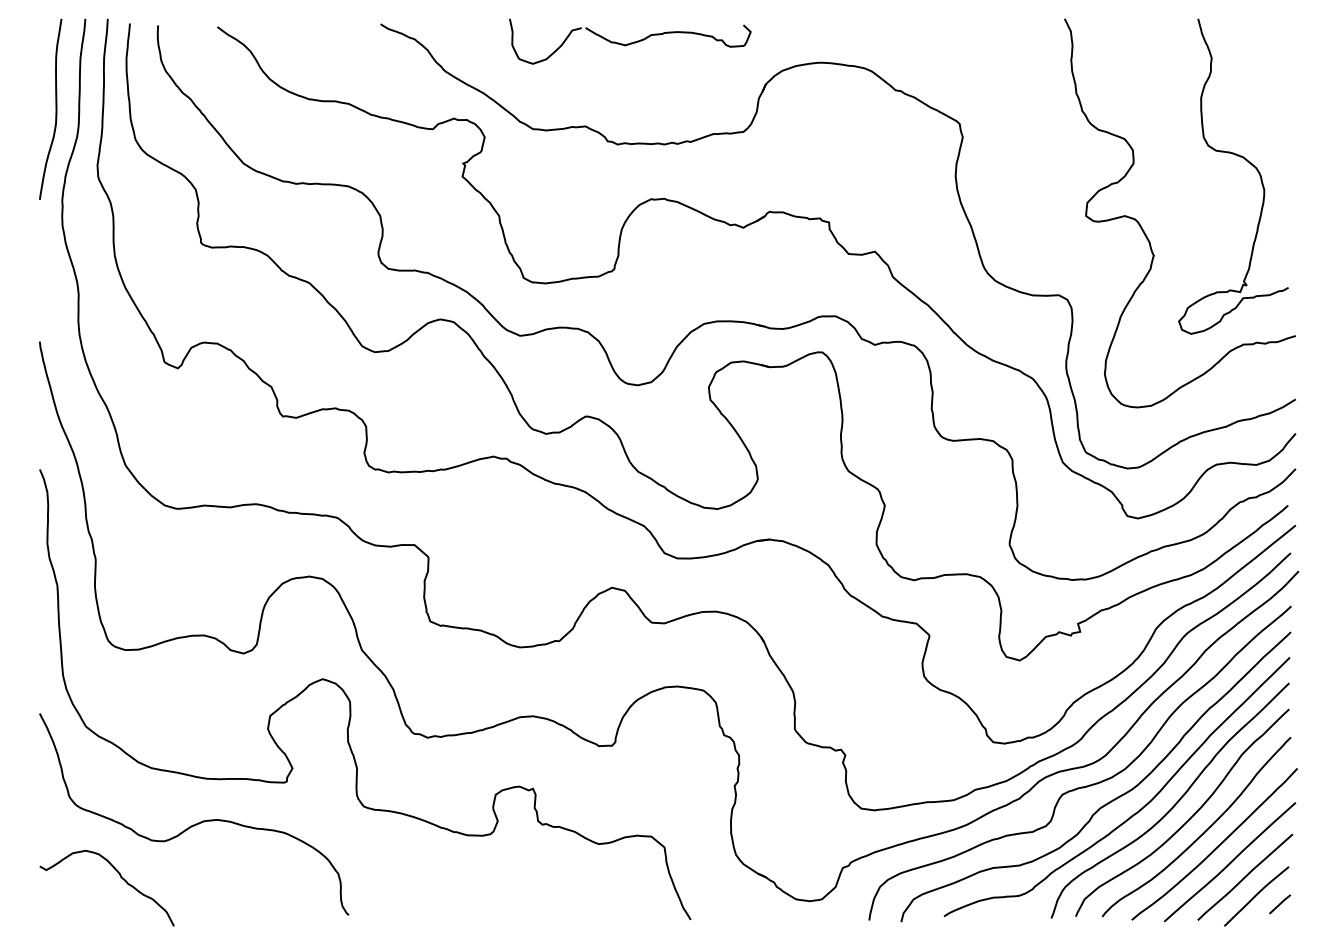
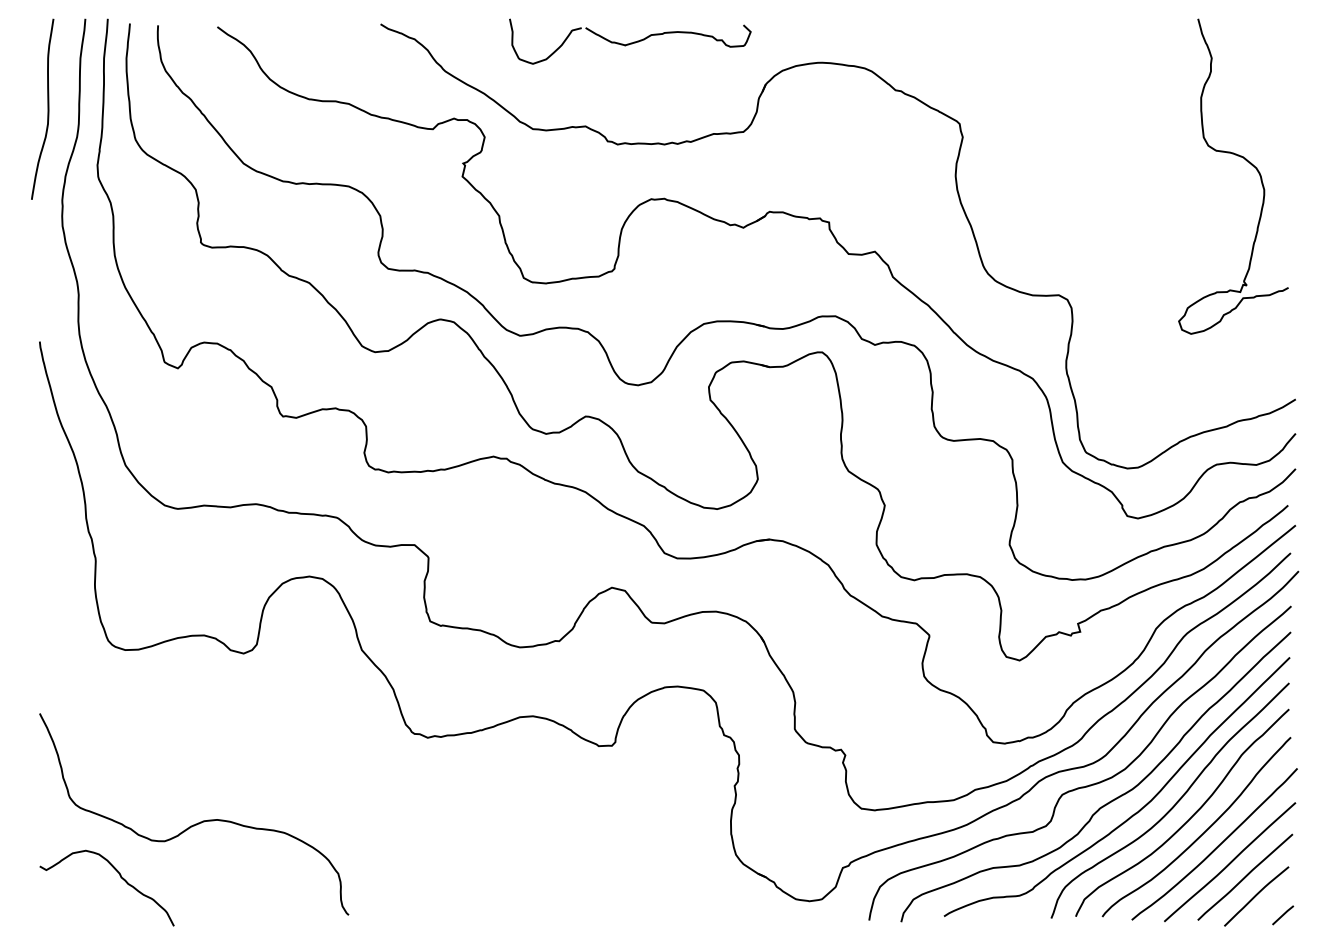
curve position: (55, 108) -> (47, 108) (47, 108)
curve: present -> none (1145, 232)
curve: present -> none (350, 700)
line position: (1280, 904) -> (1283, 915) (1283, 915)
